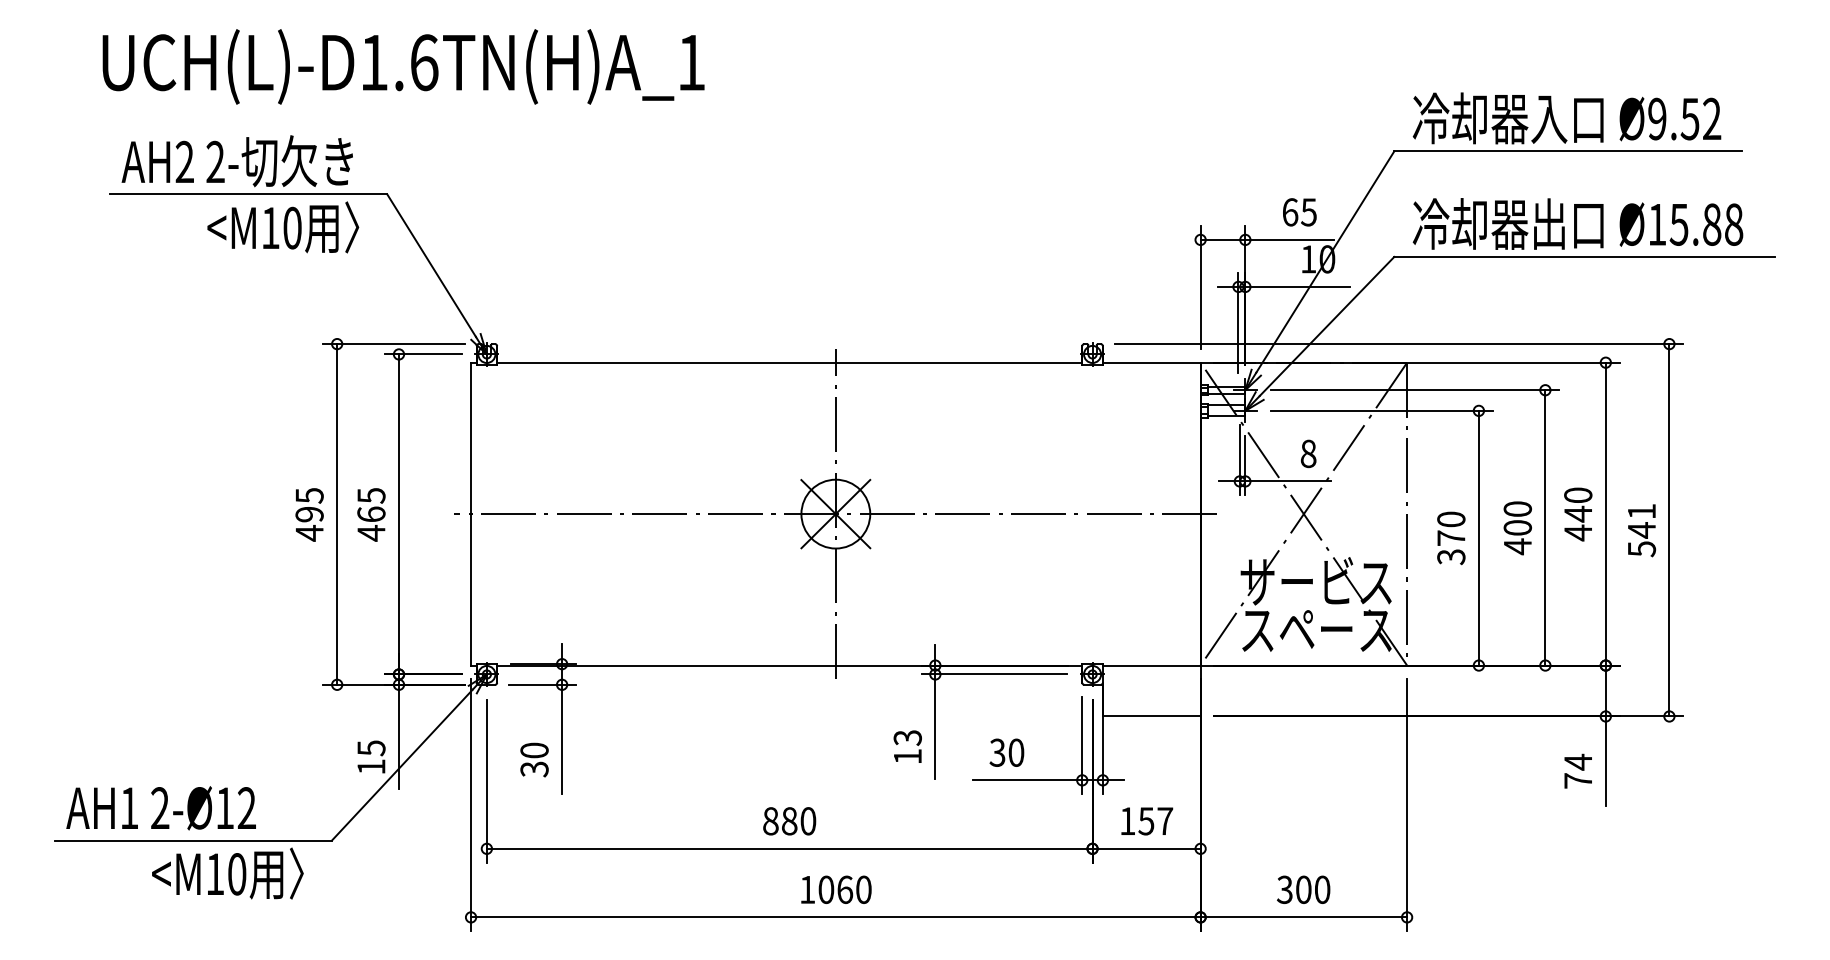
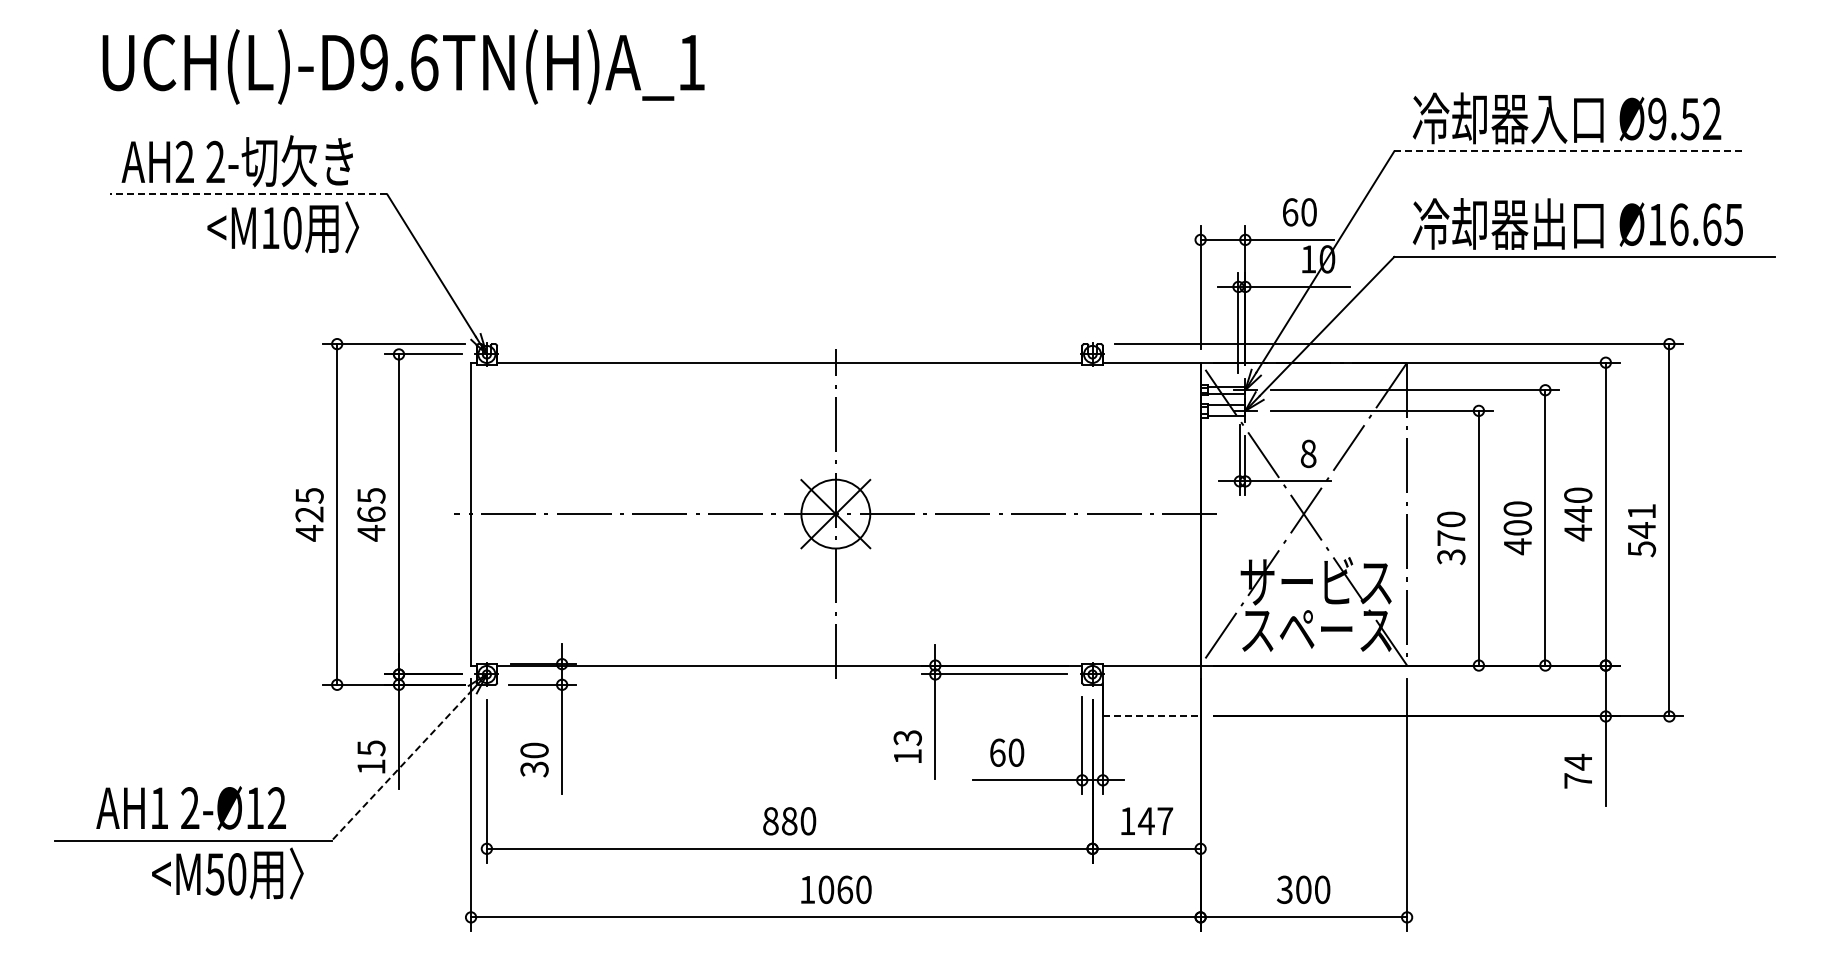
text: UCH(L)-D1.6TN(H)A_1 -> UCH(L)-D9.6TN(H)A_1 (373, 62)
line: solid -> dashed (1568, 151)
line: solid -> dashed (248, 194)
text: 65 -> 60 (1308, 212)
text: Ø15.88 -> Ø16.65 (1706, 224)
text: 495 -> 425 (309, 514)
line: solid -> dashed (1151, 716)
text: 30 -> 60 (997, 752)
line: solid -> dashed (402, 765)
text position: (160, 808) -> (190, 808) (190, 808)
text: 157 -> 147 (1145, 821)
text: <M10 -> <M50 (214, 874)
